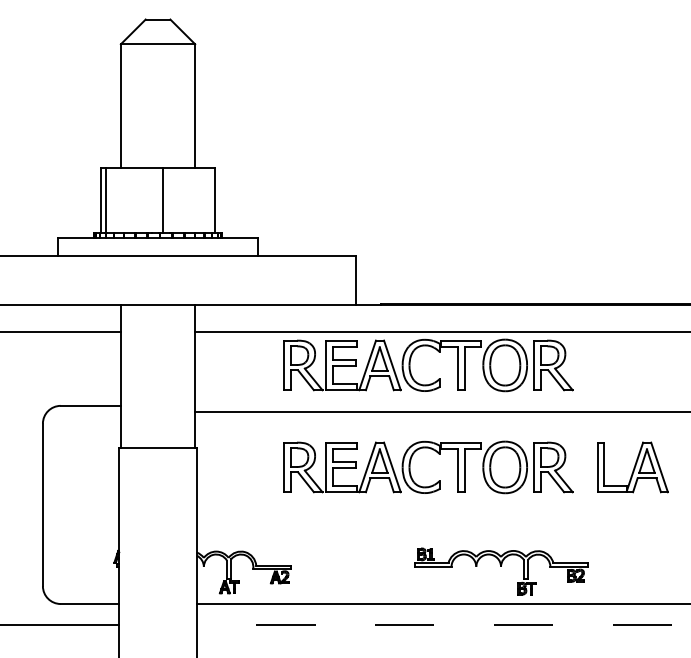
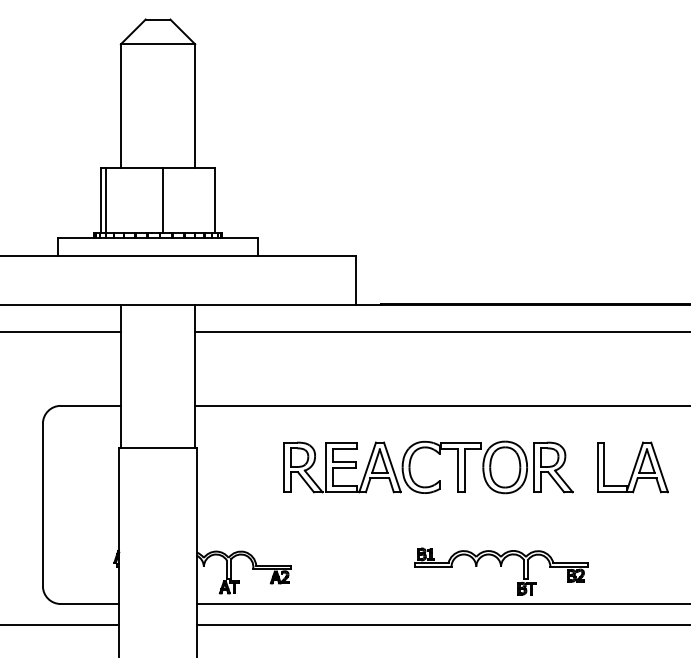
part: present -> none (438, 352)
line position: (441, 411) -> (441, 405) (441, 405)
line: dashed -> solid (443, 625)
